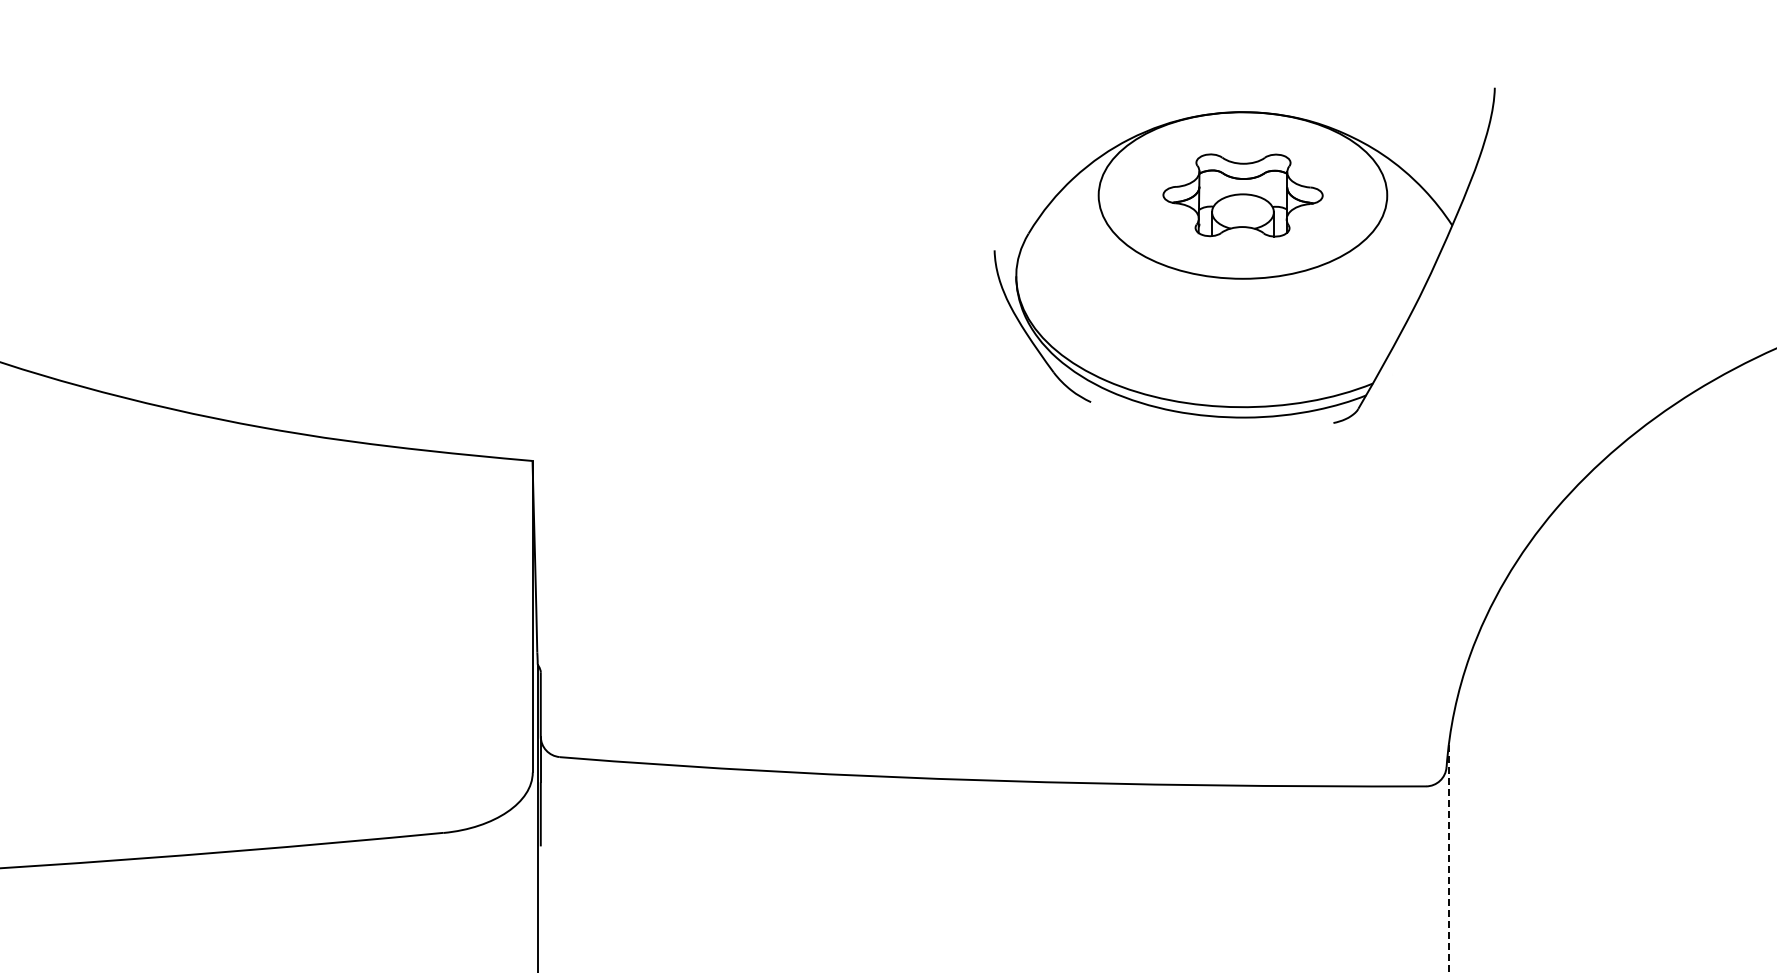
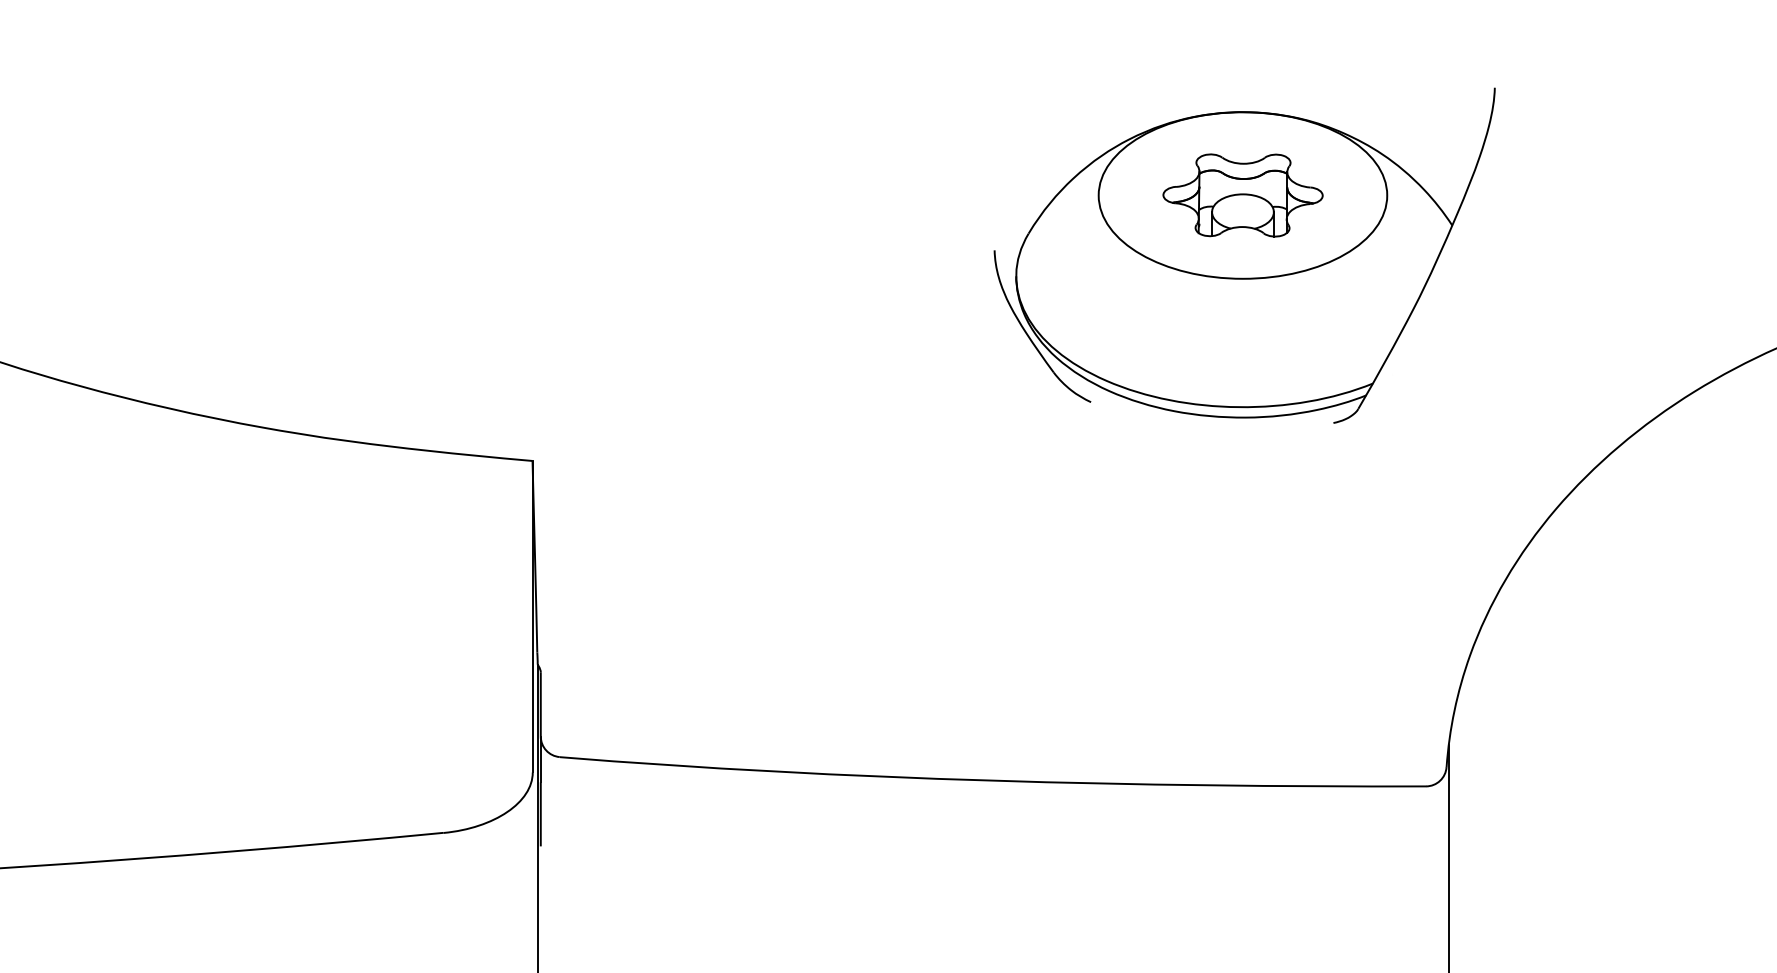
line: dashed -> solid (1448, 858)
